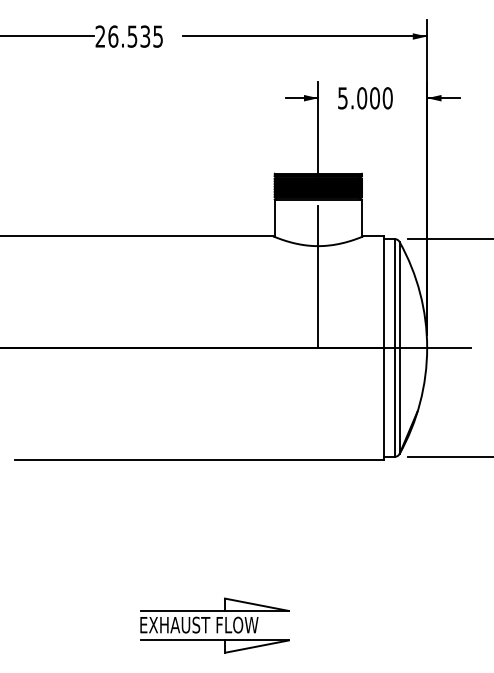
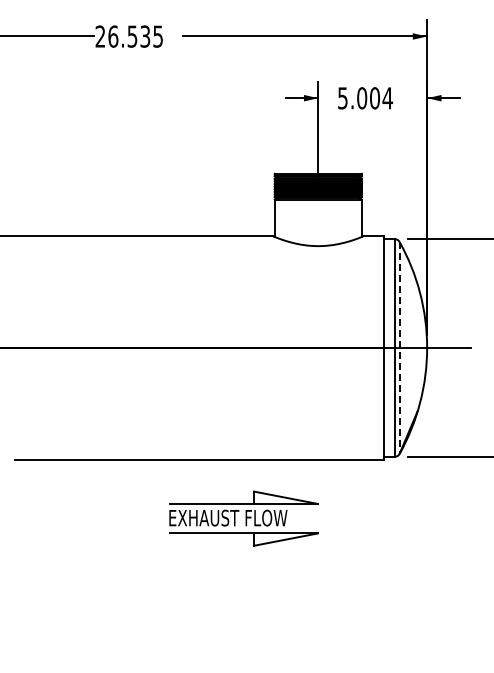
text: 5.000 -> 5.004 (387, 98)
line: present -> none (318, 276)
line: solid -> dashed (399, 348)
part position: (214, 625) -> (243, 518) (243, 518)
